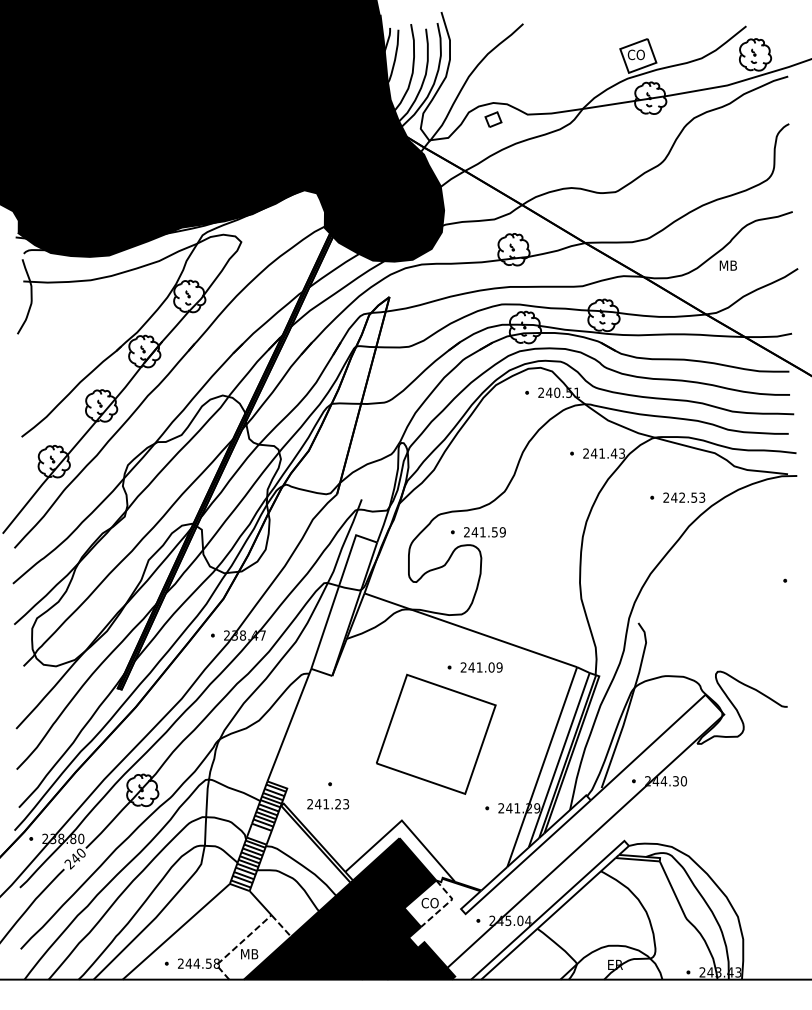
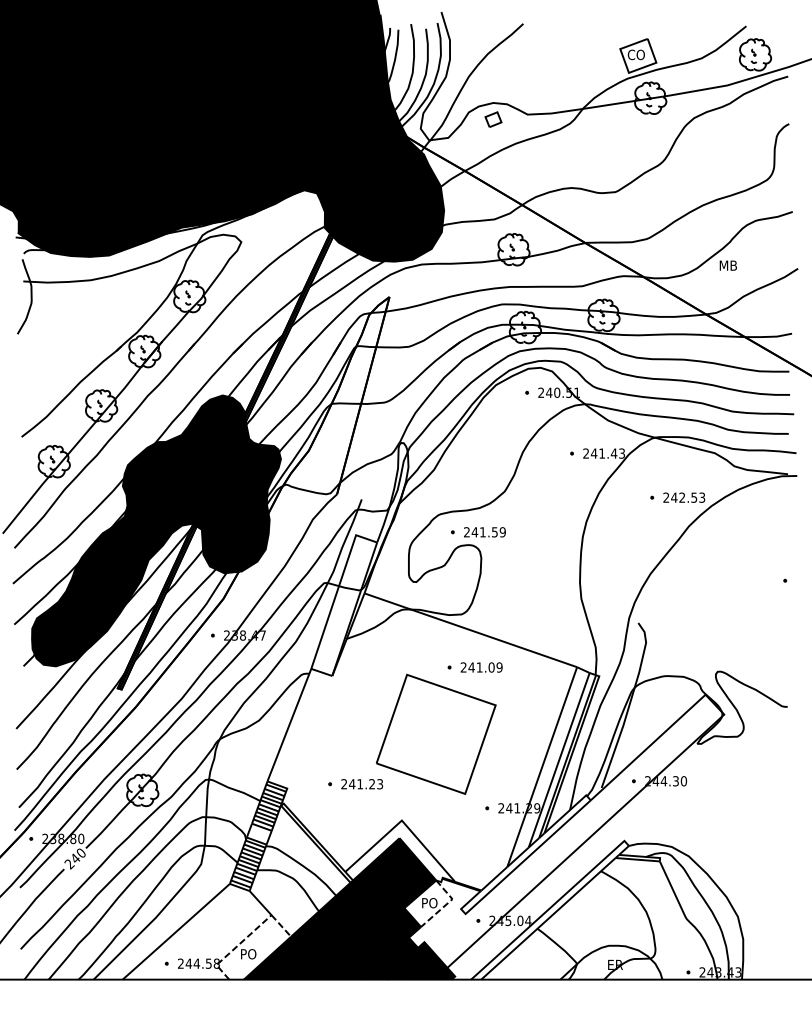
fill: none -> present (156, 530)
text position: (328, 804) -> (362, 784) (362, 784)
text: CO -> PO (429, 903)
text: MB -> PO (250, 954)
